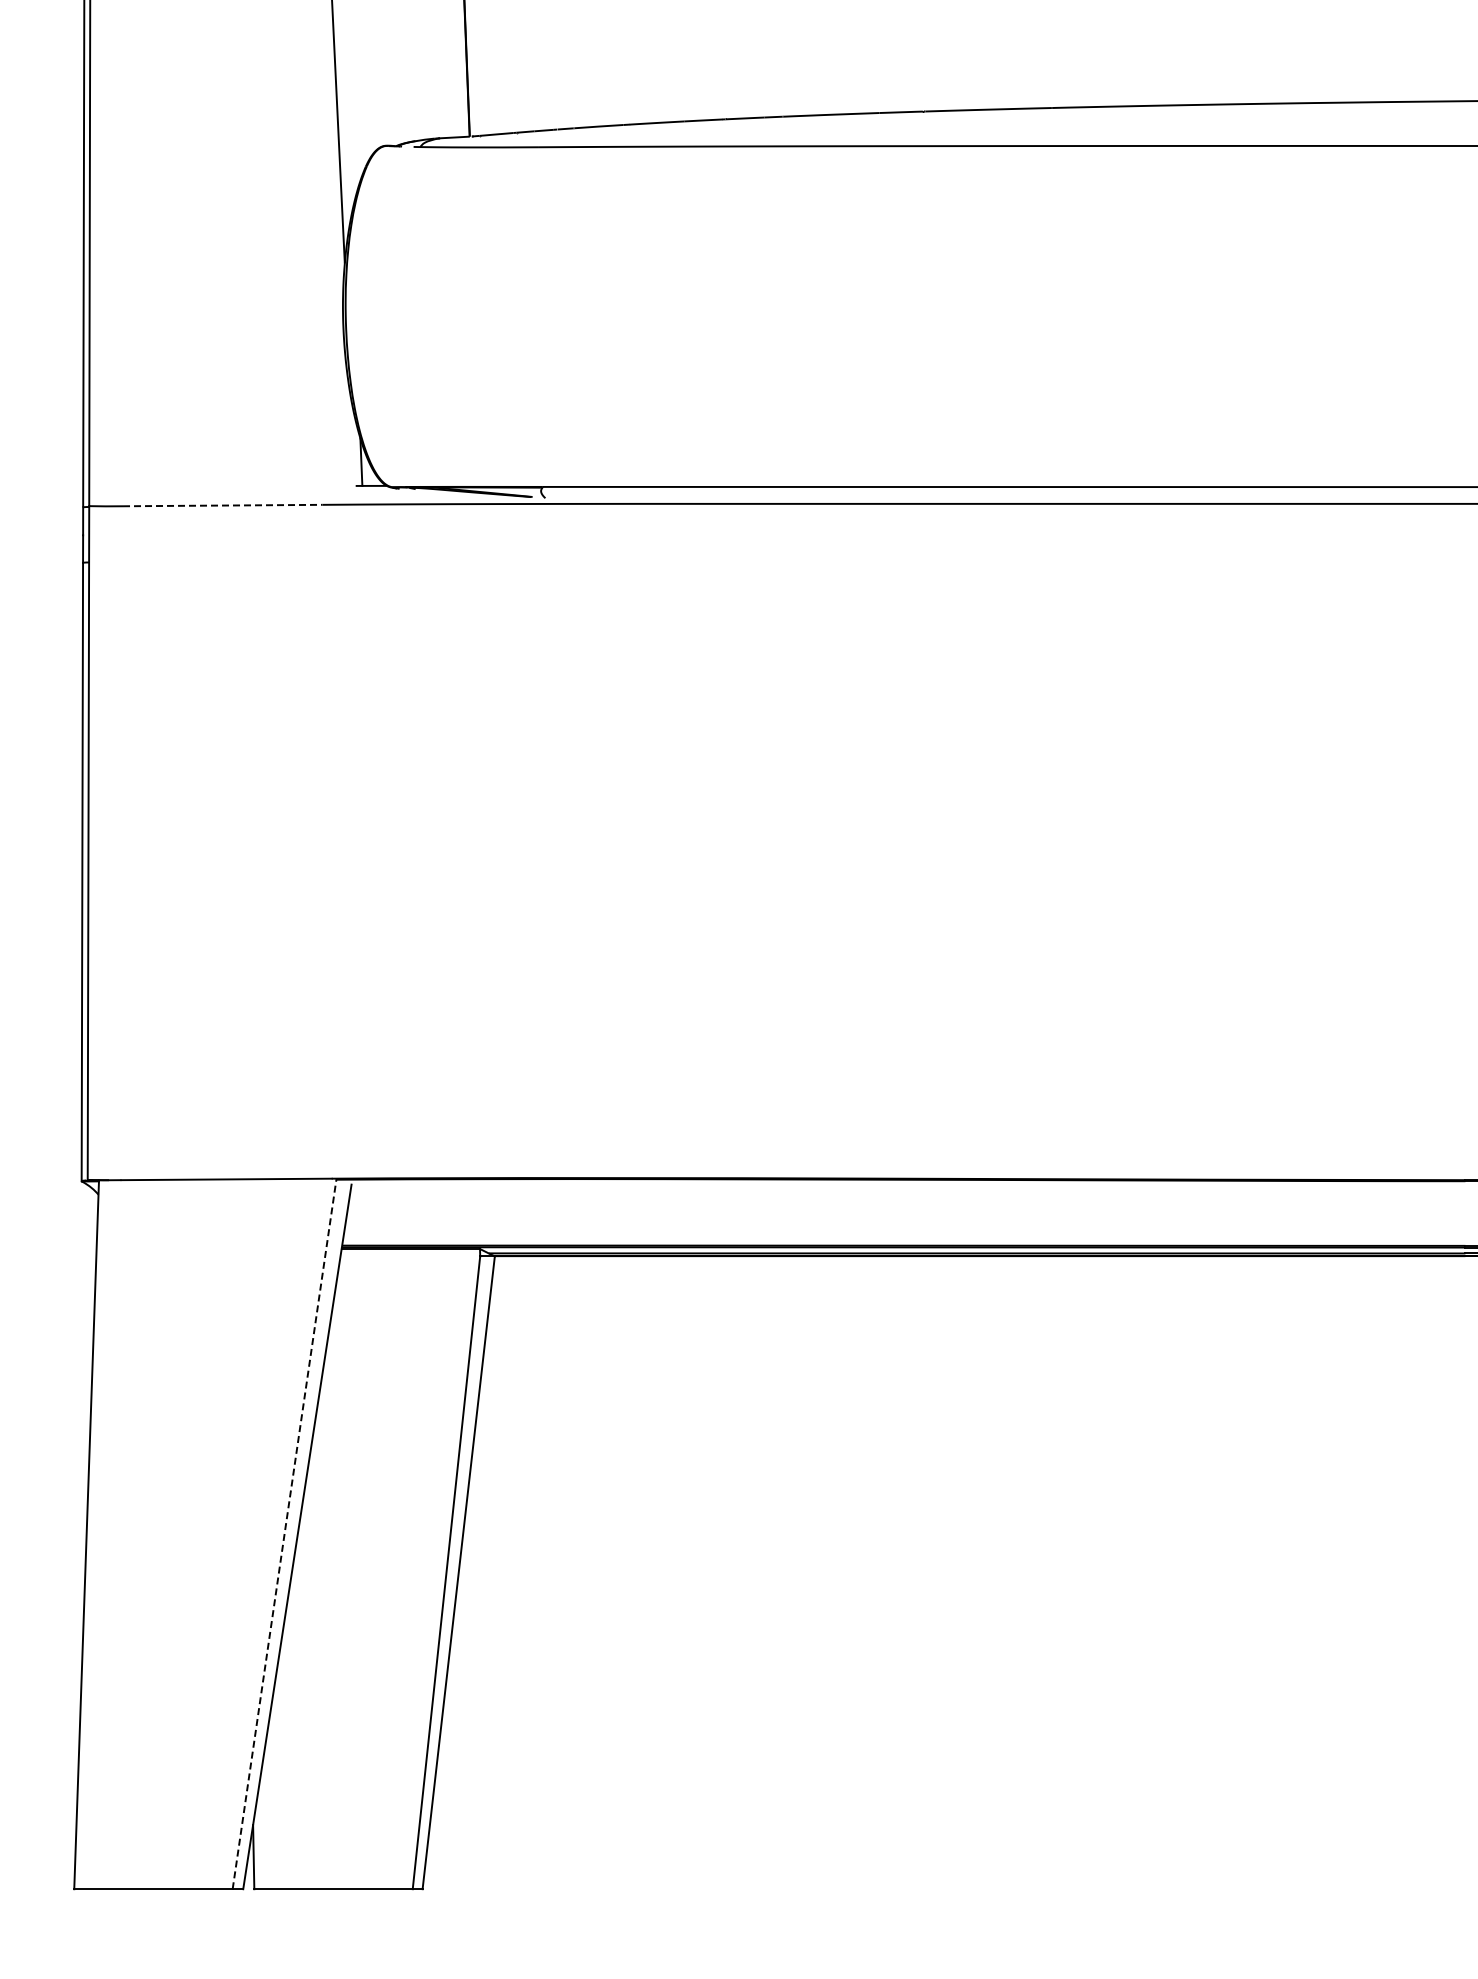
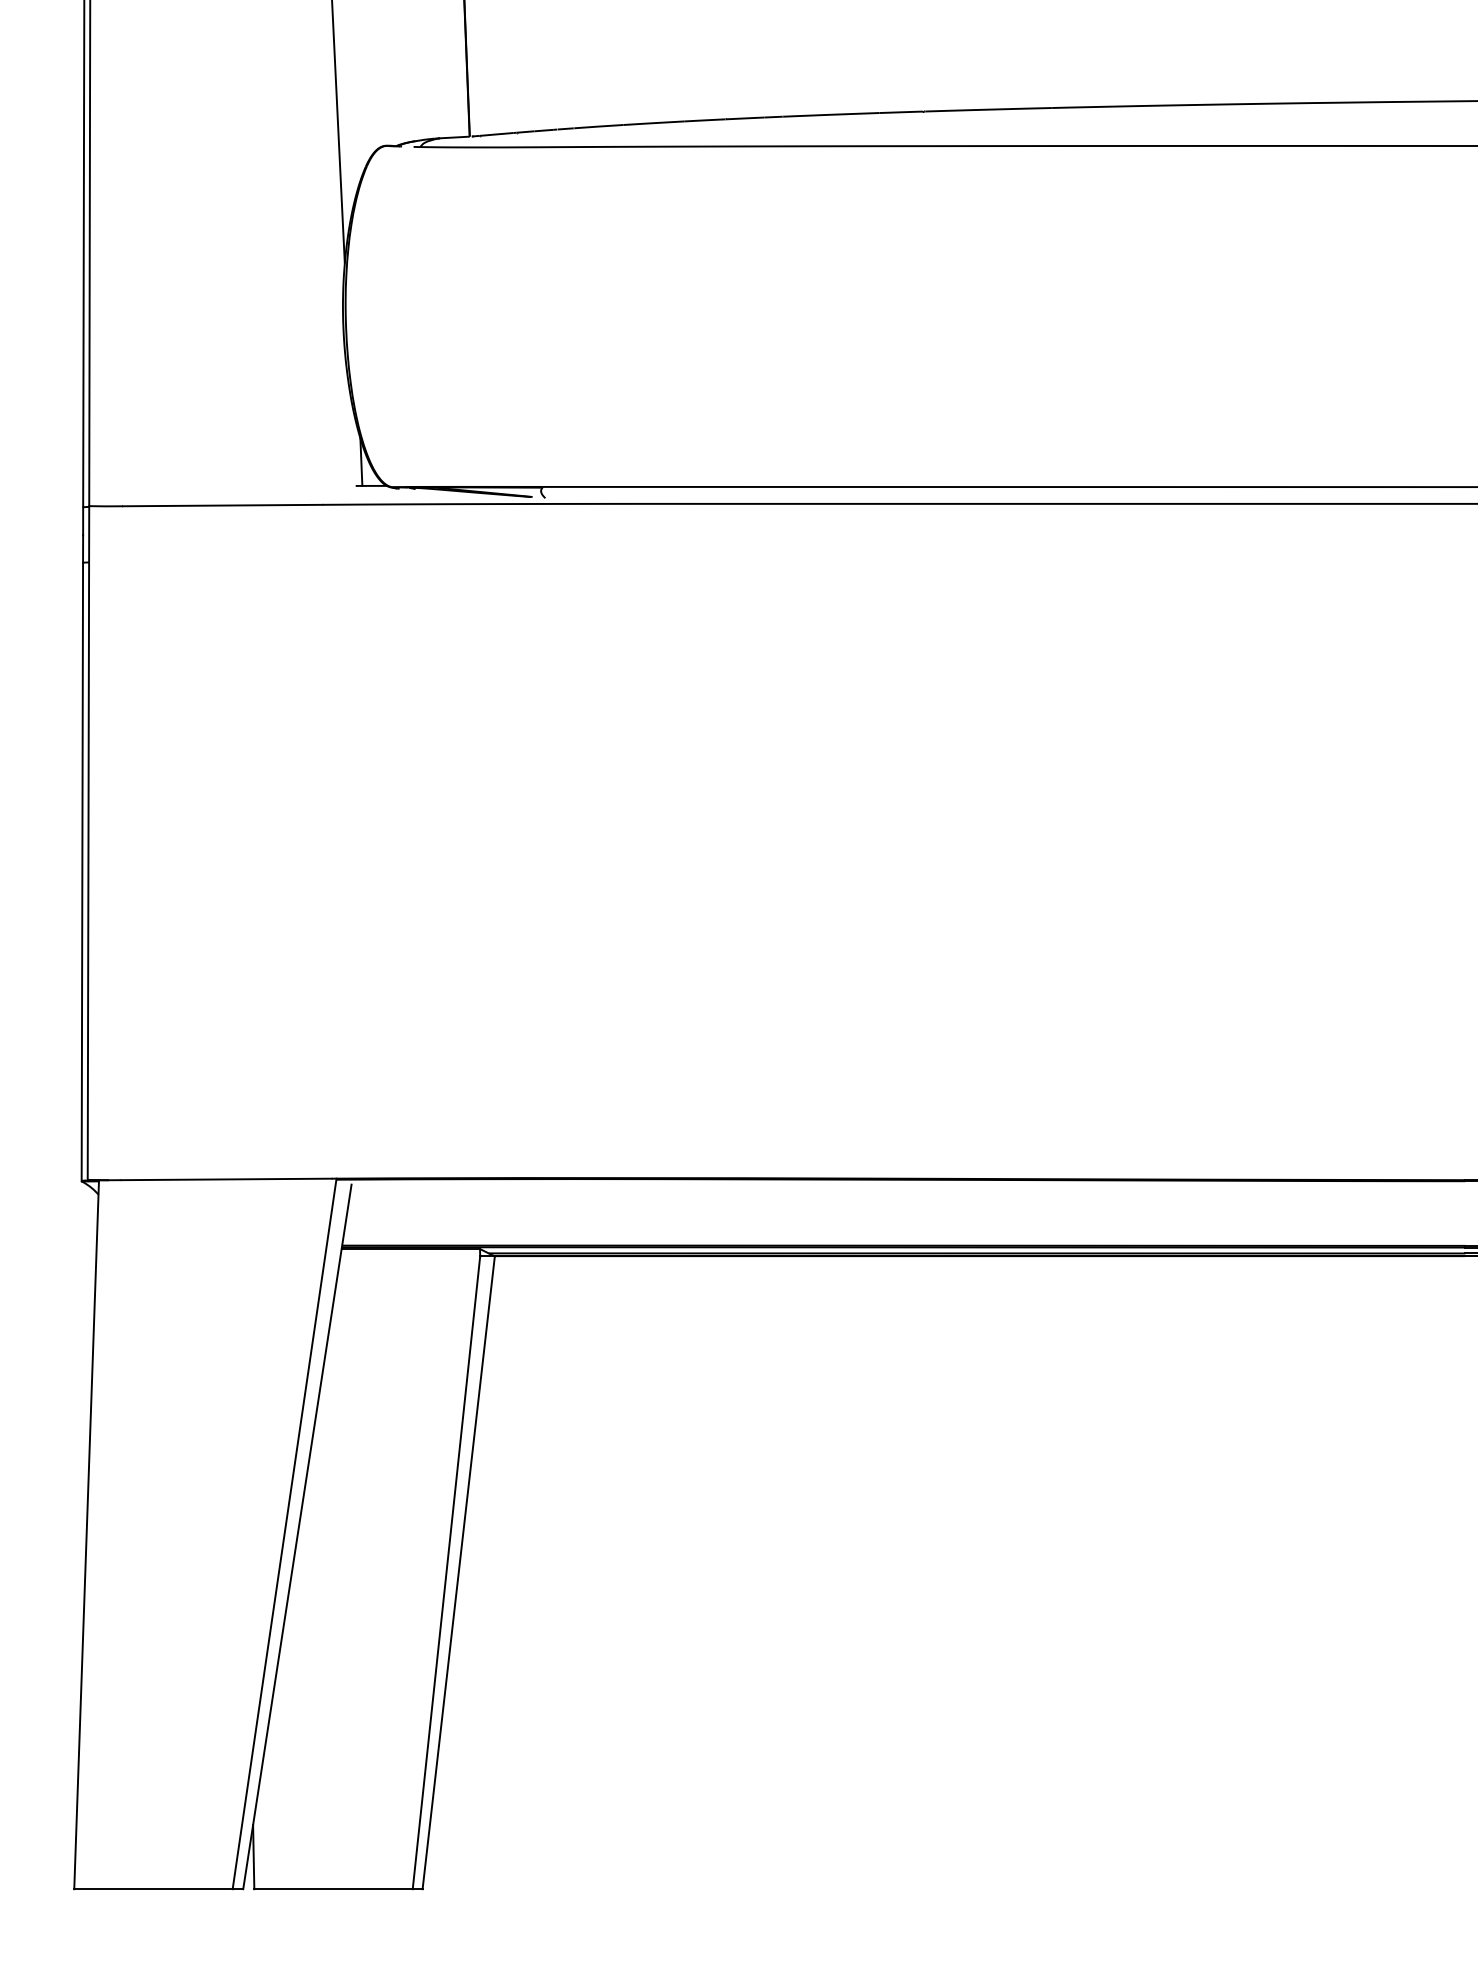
line: dashed -> solid (222, 505)
line: dashed -> solid (284, 1533)
